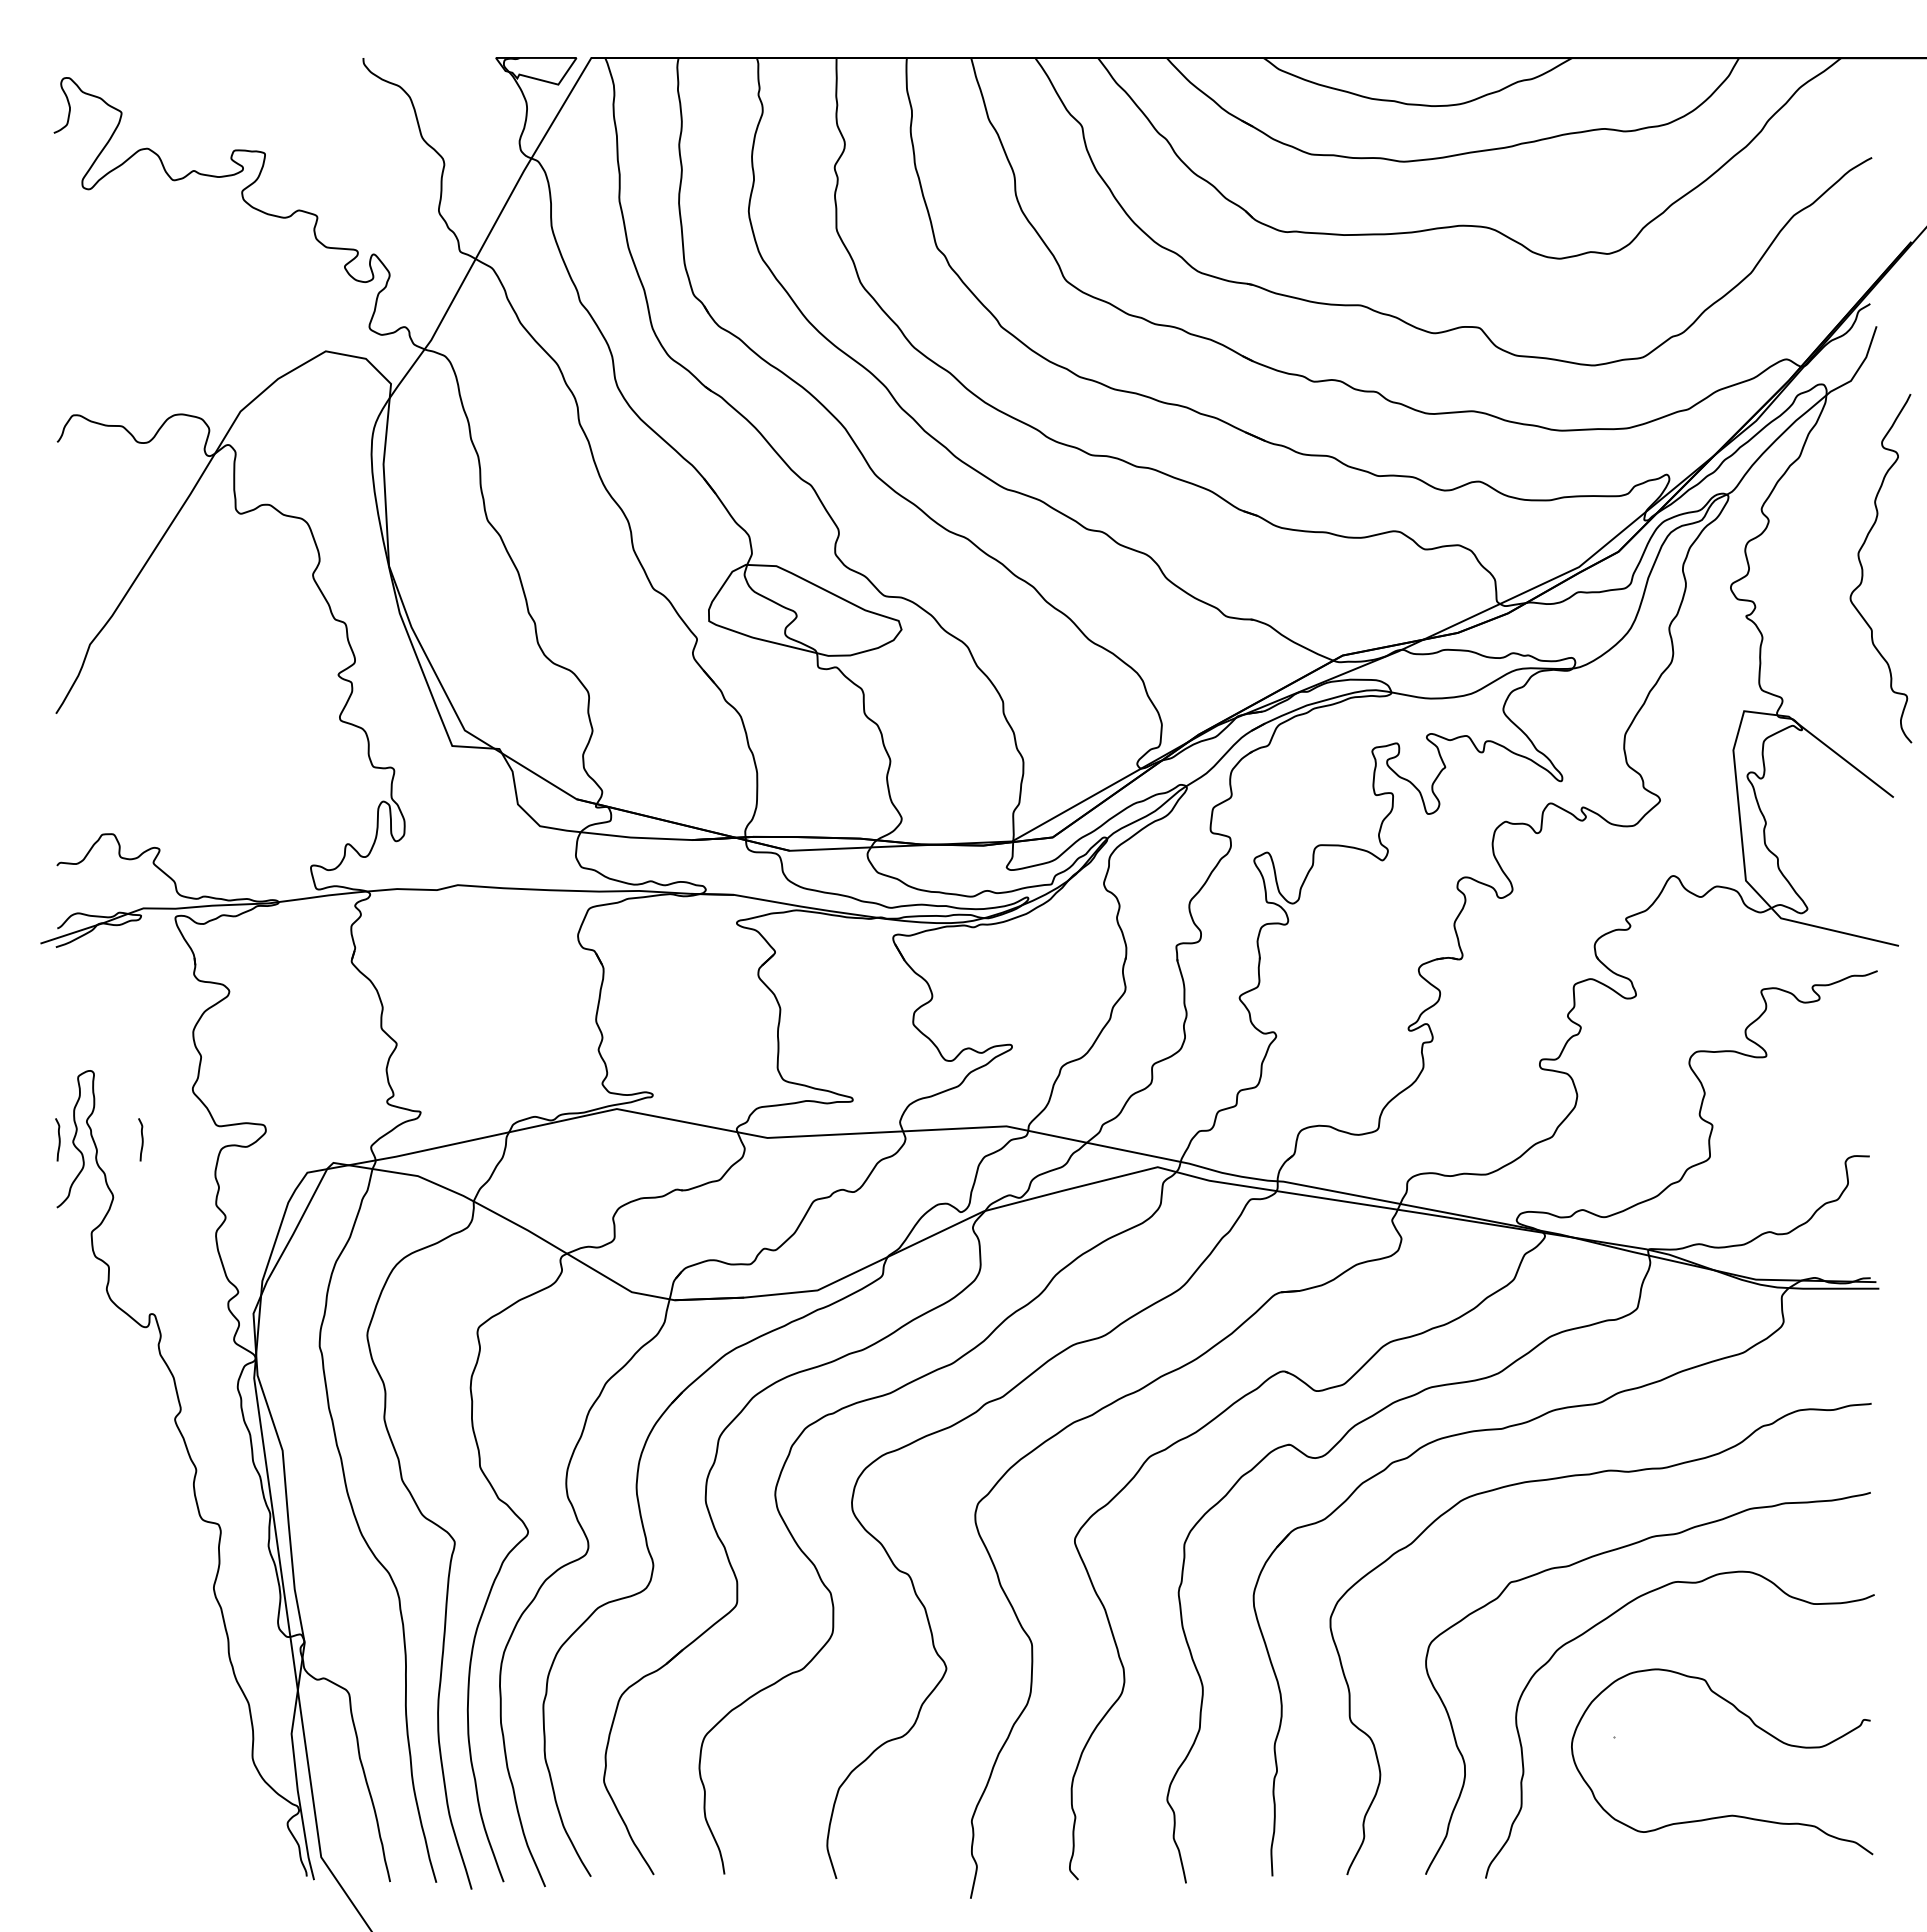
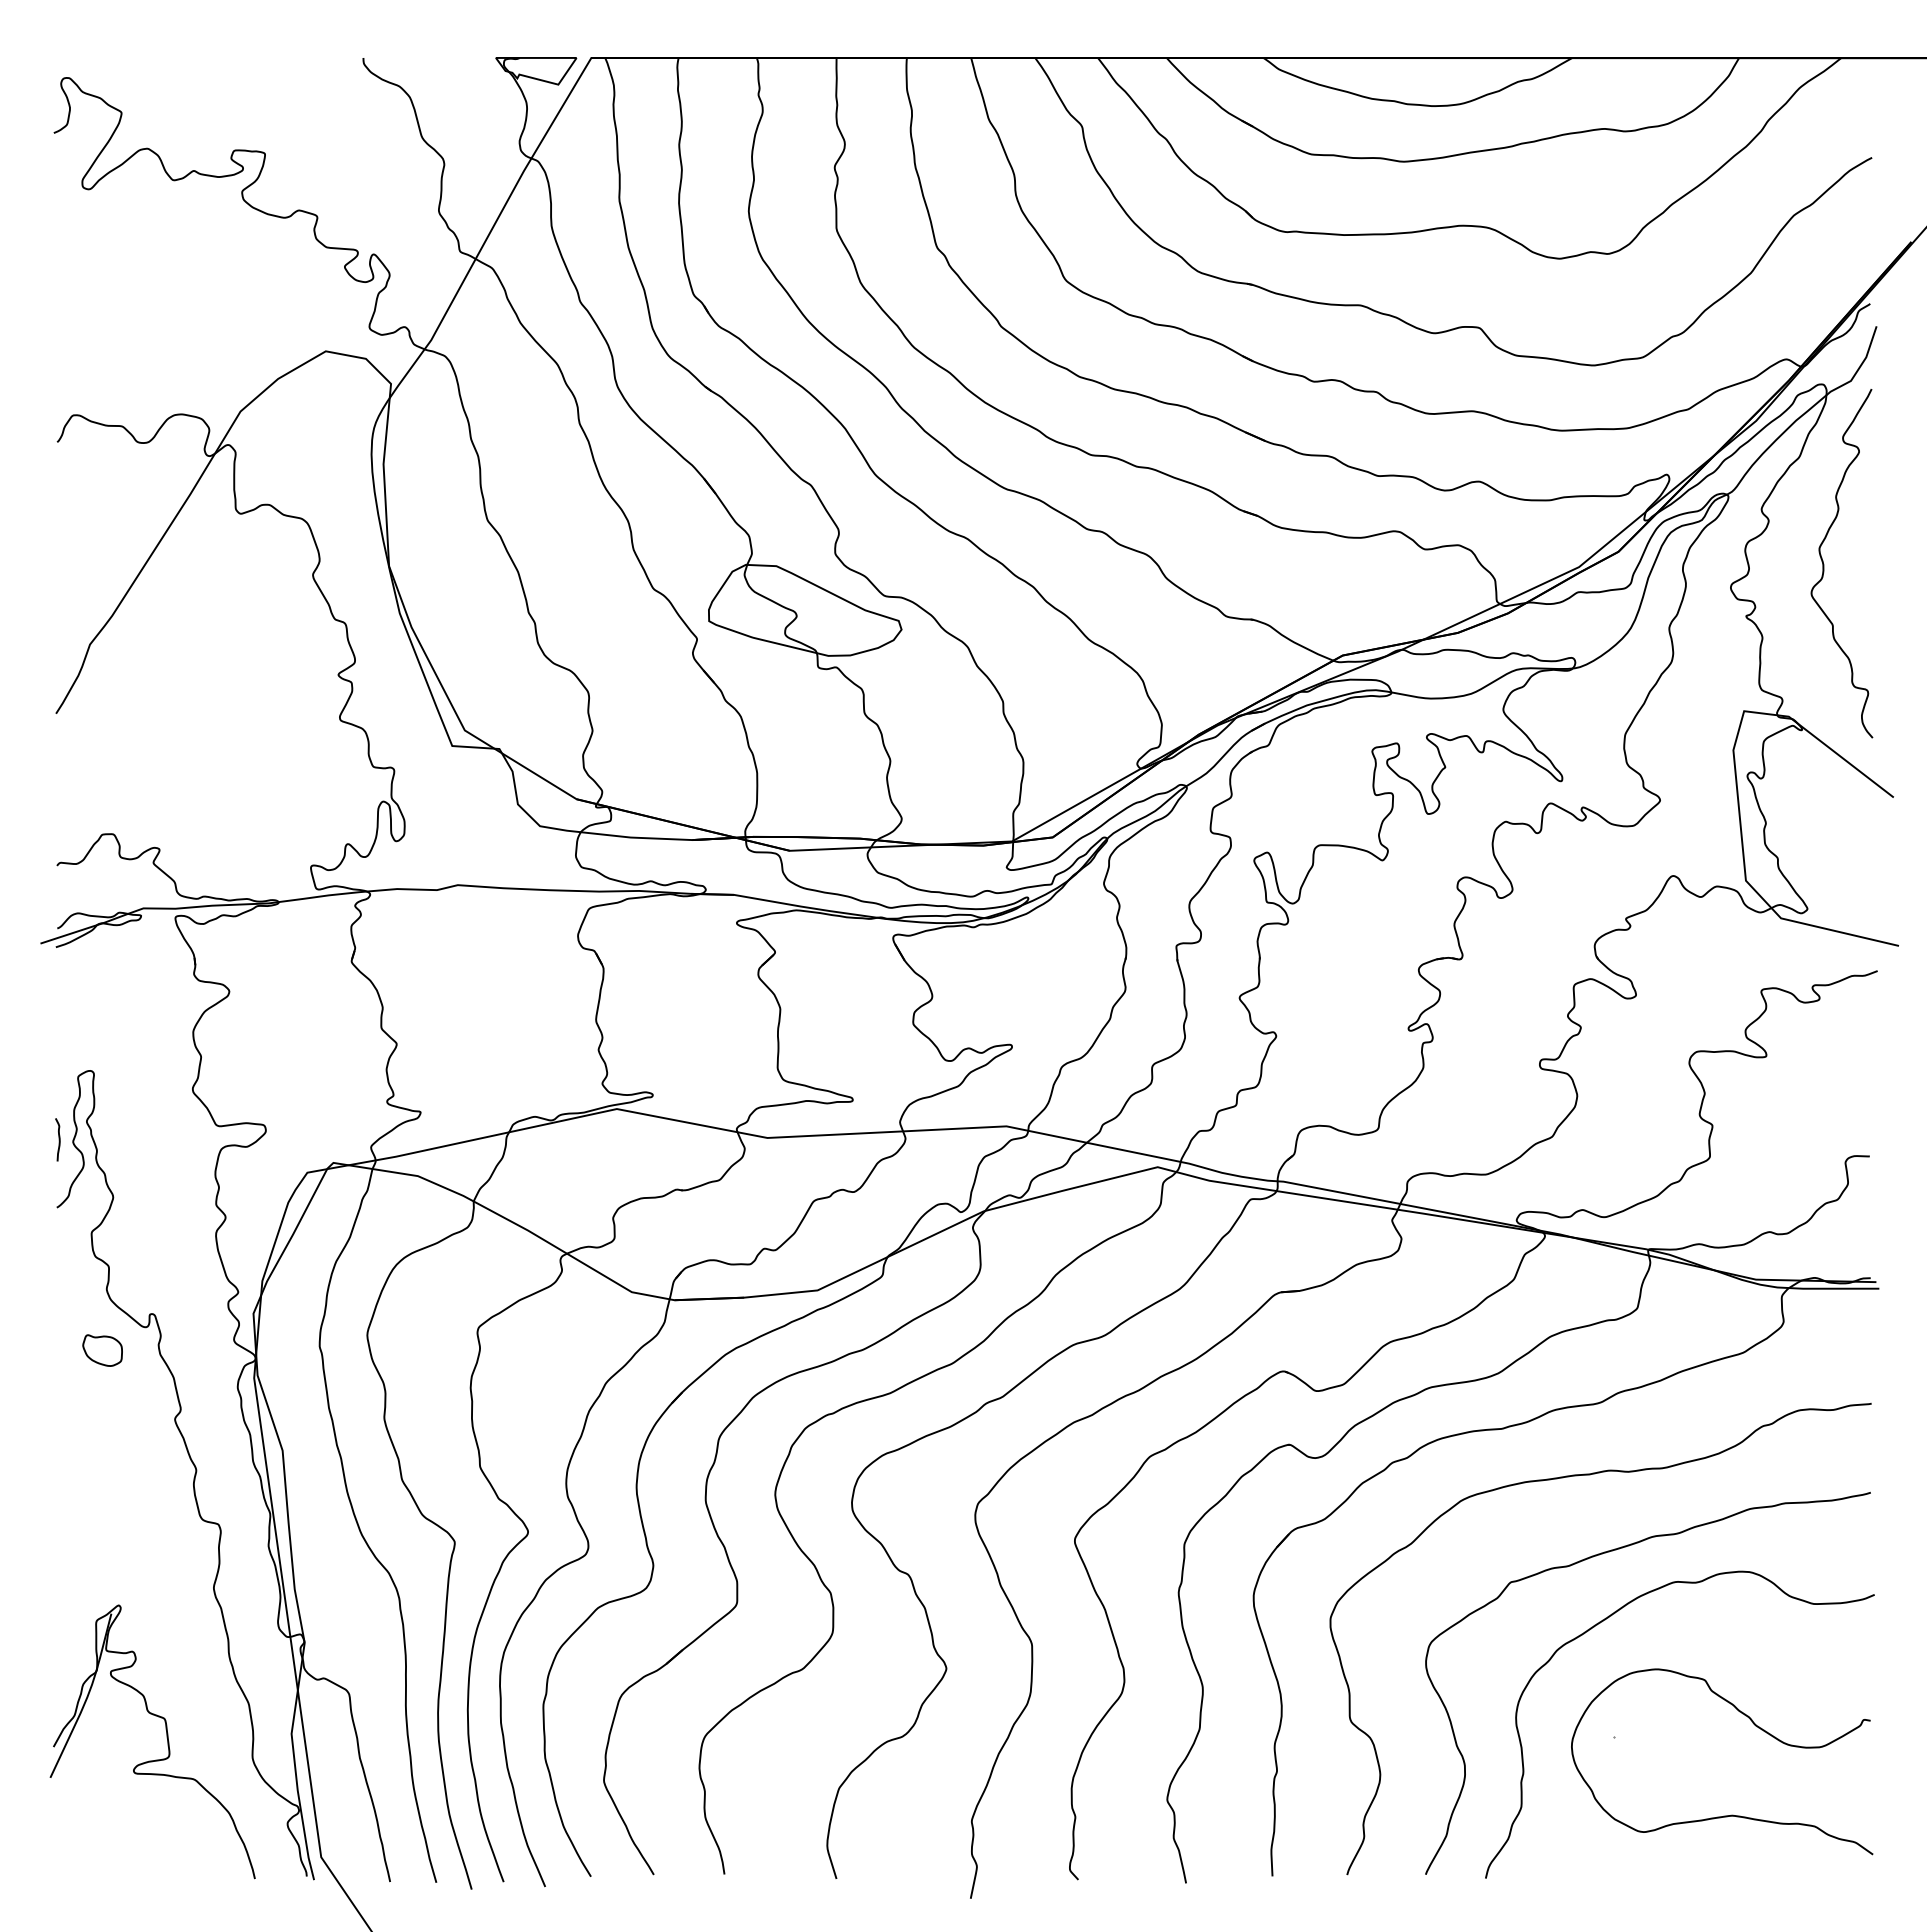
curve position: (1863, 569) -> (1824, 564) (1824, 564)
curve: present -> none (141, 1139)
part: none -> present (102, 1350)
part: none -> present (166, 1737)
